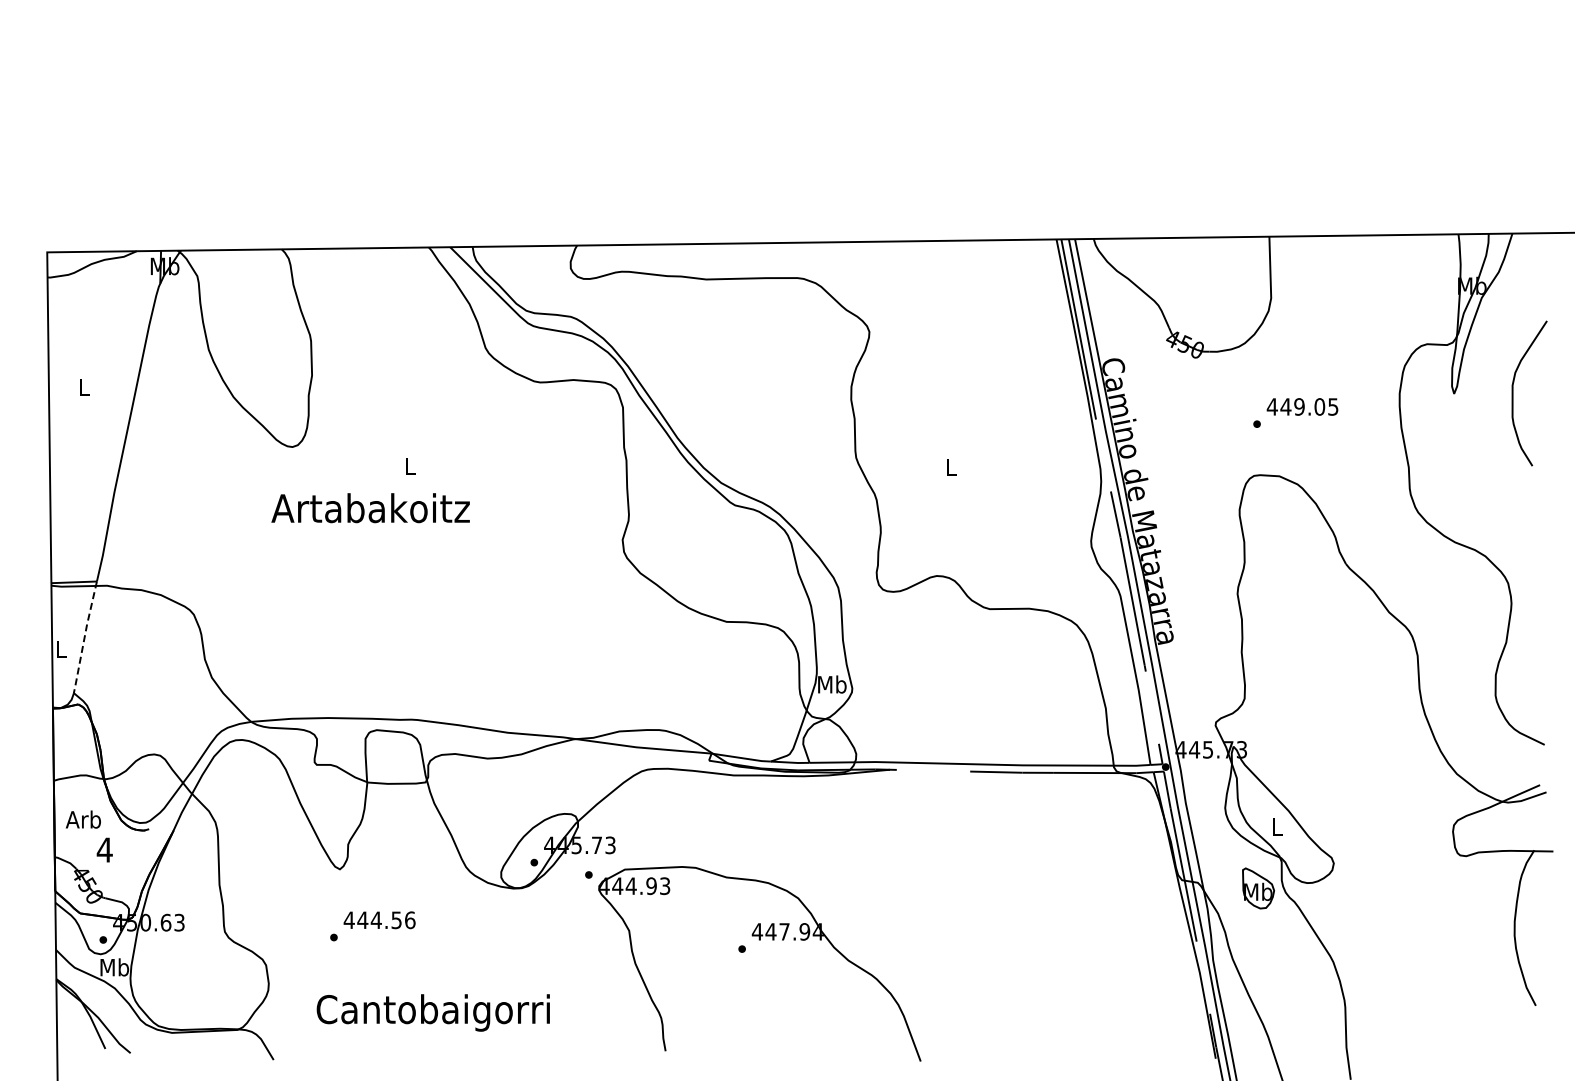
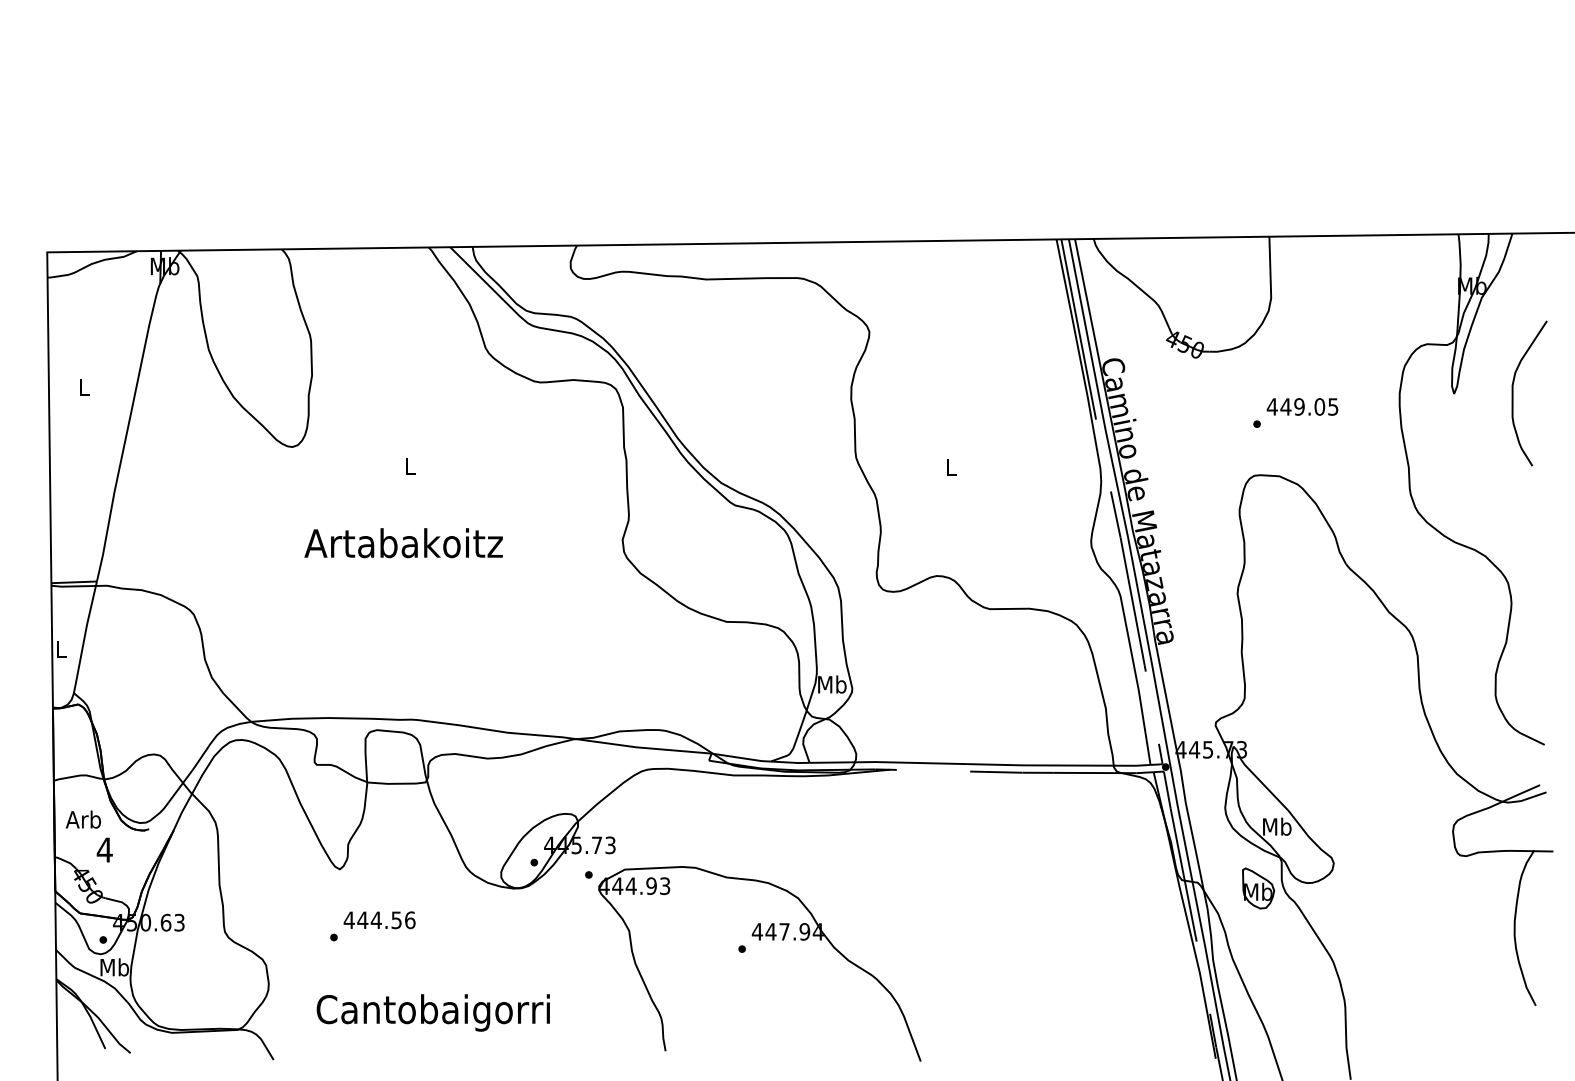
text position: (370, 508) -> (403, 543) (403, 543)
line: dashed -> solid (84, 637)
text: L -> Mb (1277, 826)
